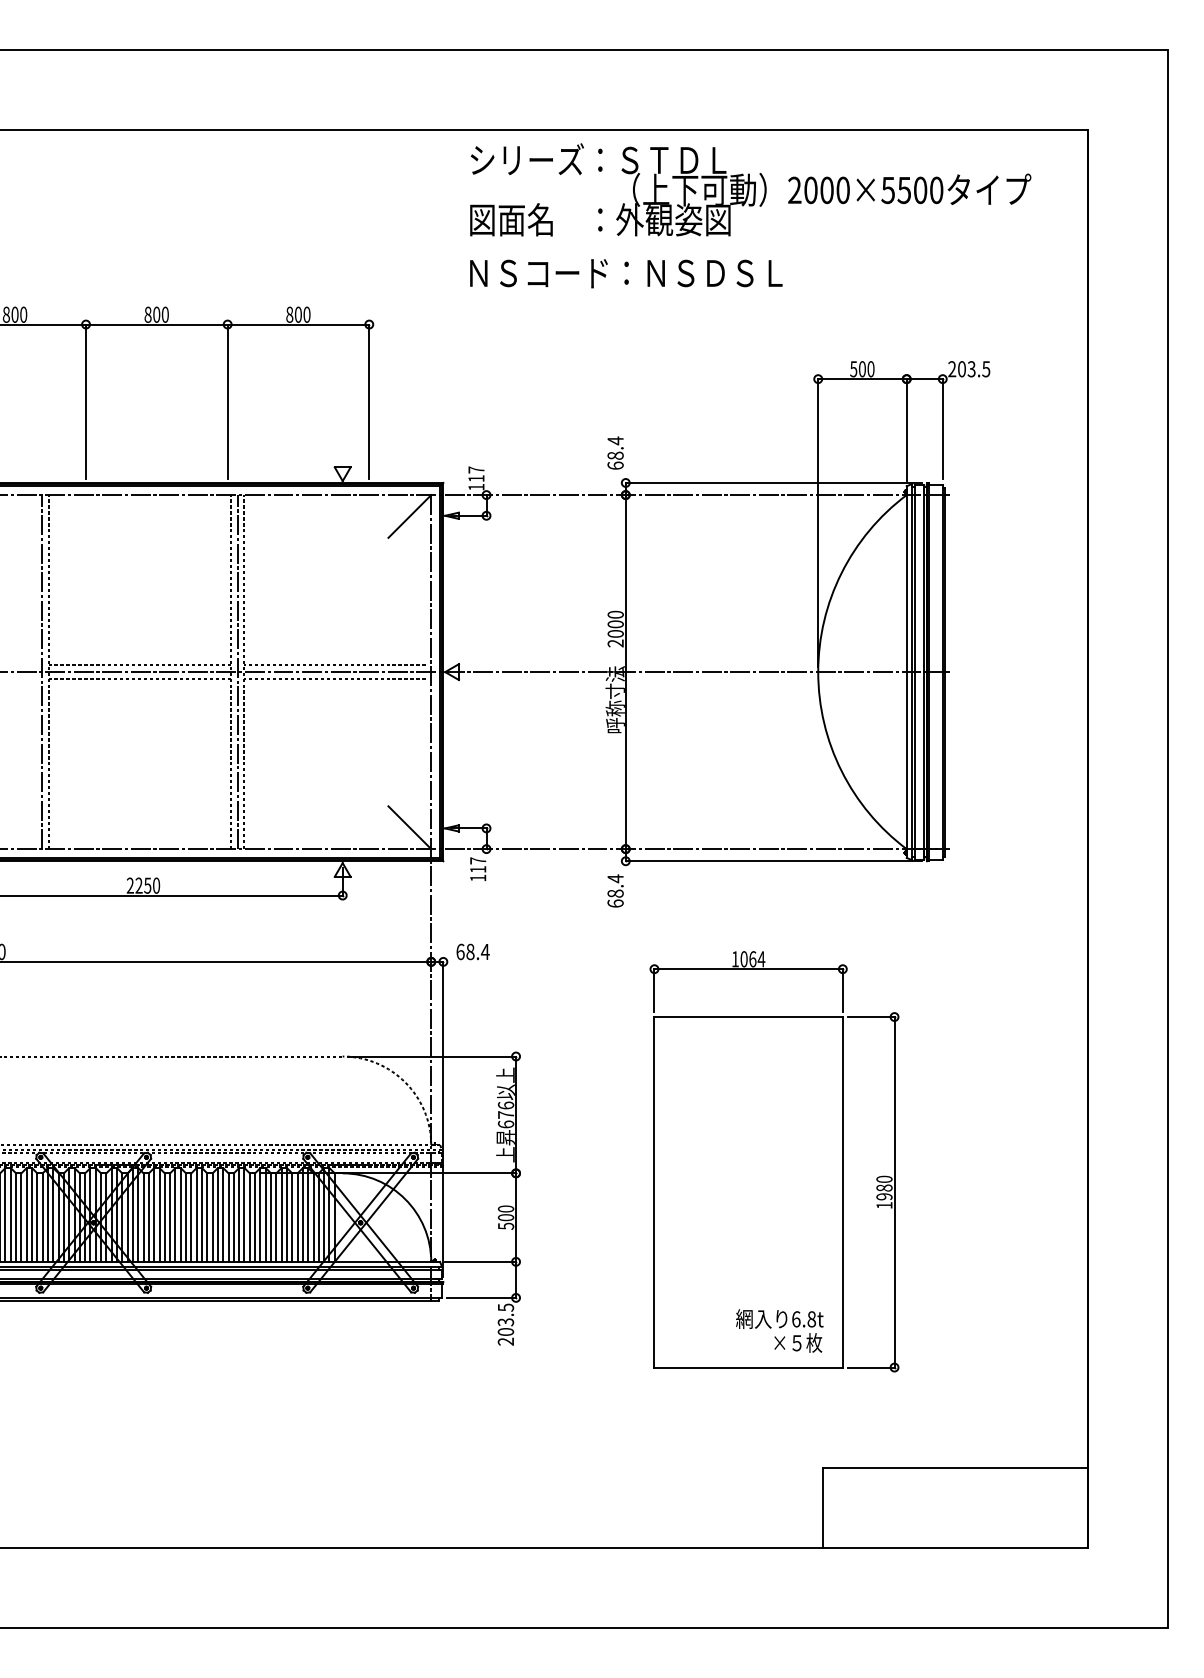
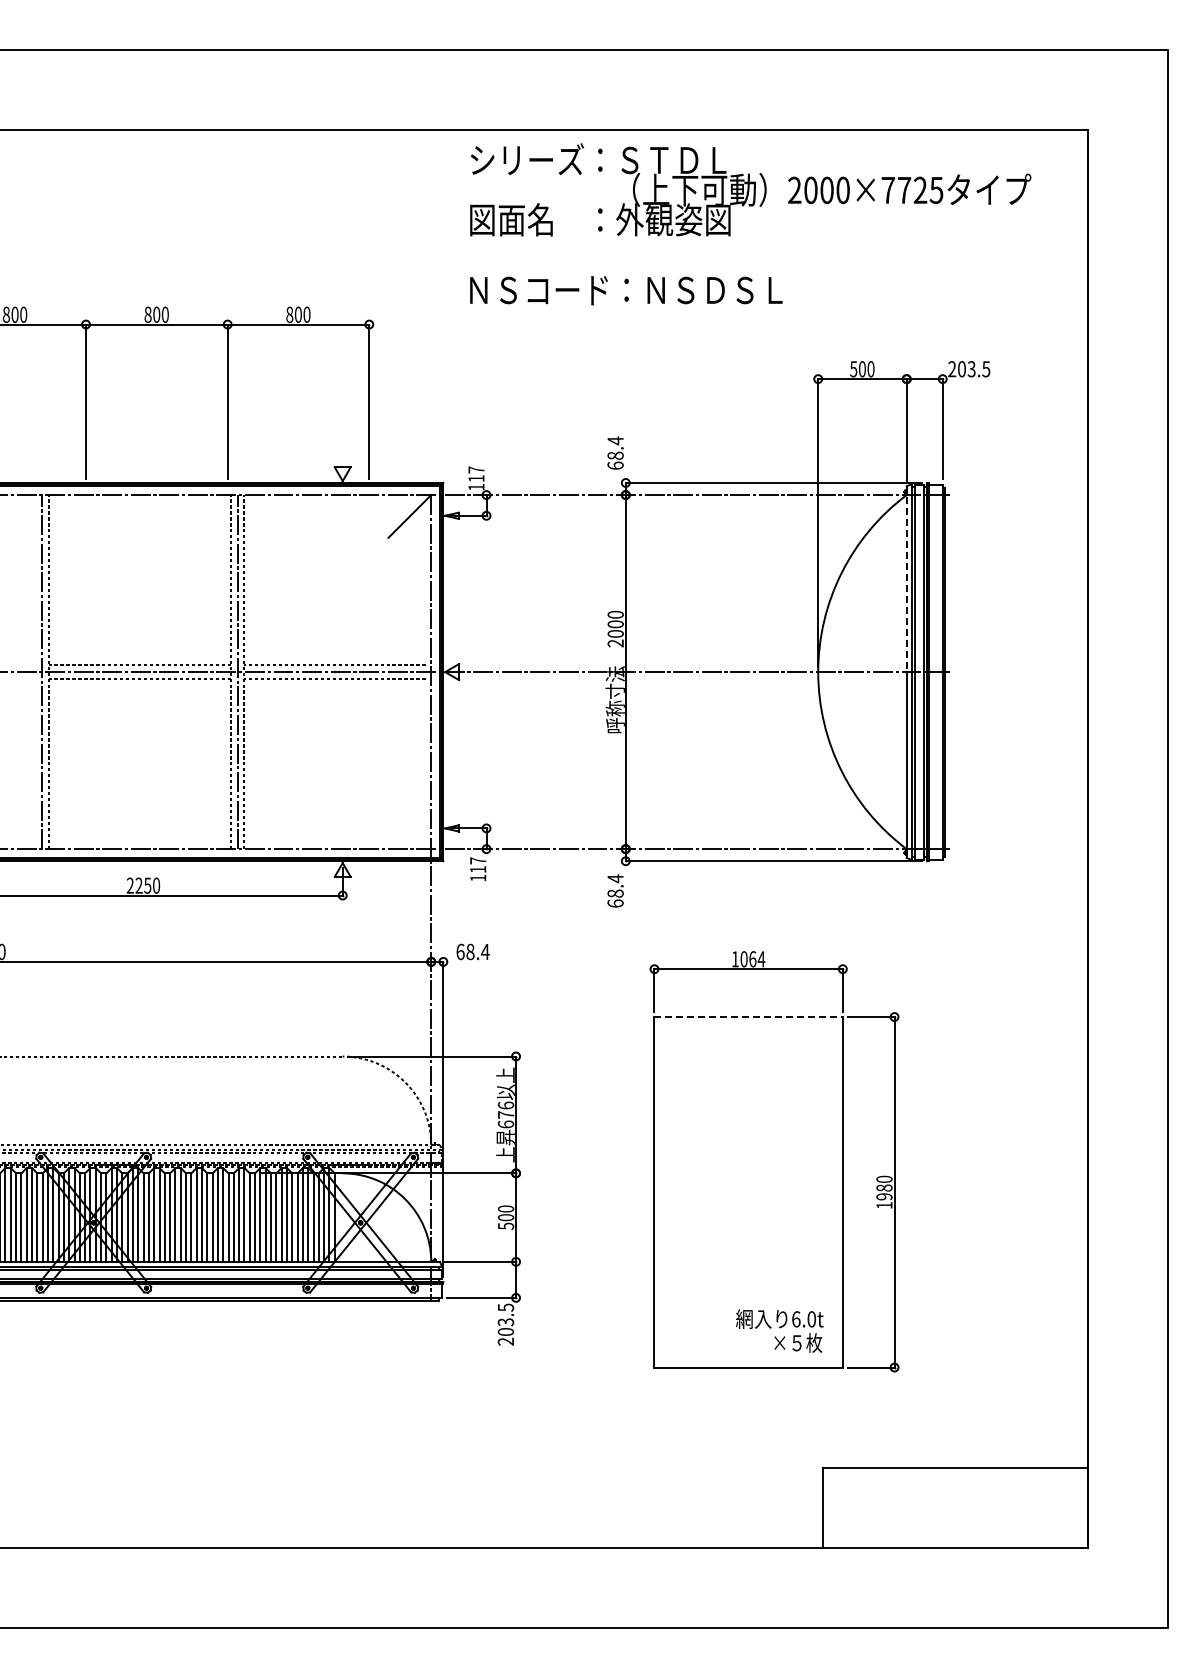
text: 2000×5500 -> 2000×7725 (912, 190)
text position: (626, 273) -> (626, 290) (626, 290)
line: solid -> dashed (906, 579)
line: present -> none (409, 827)
line: solid -> dashed (749, 1017)
text: 6.8t -> 6.0t (811, 1319)
